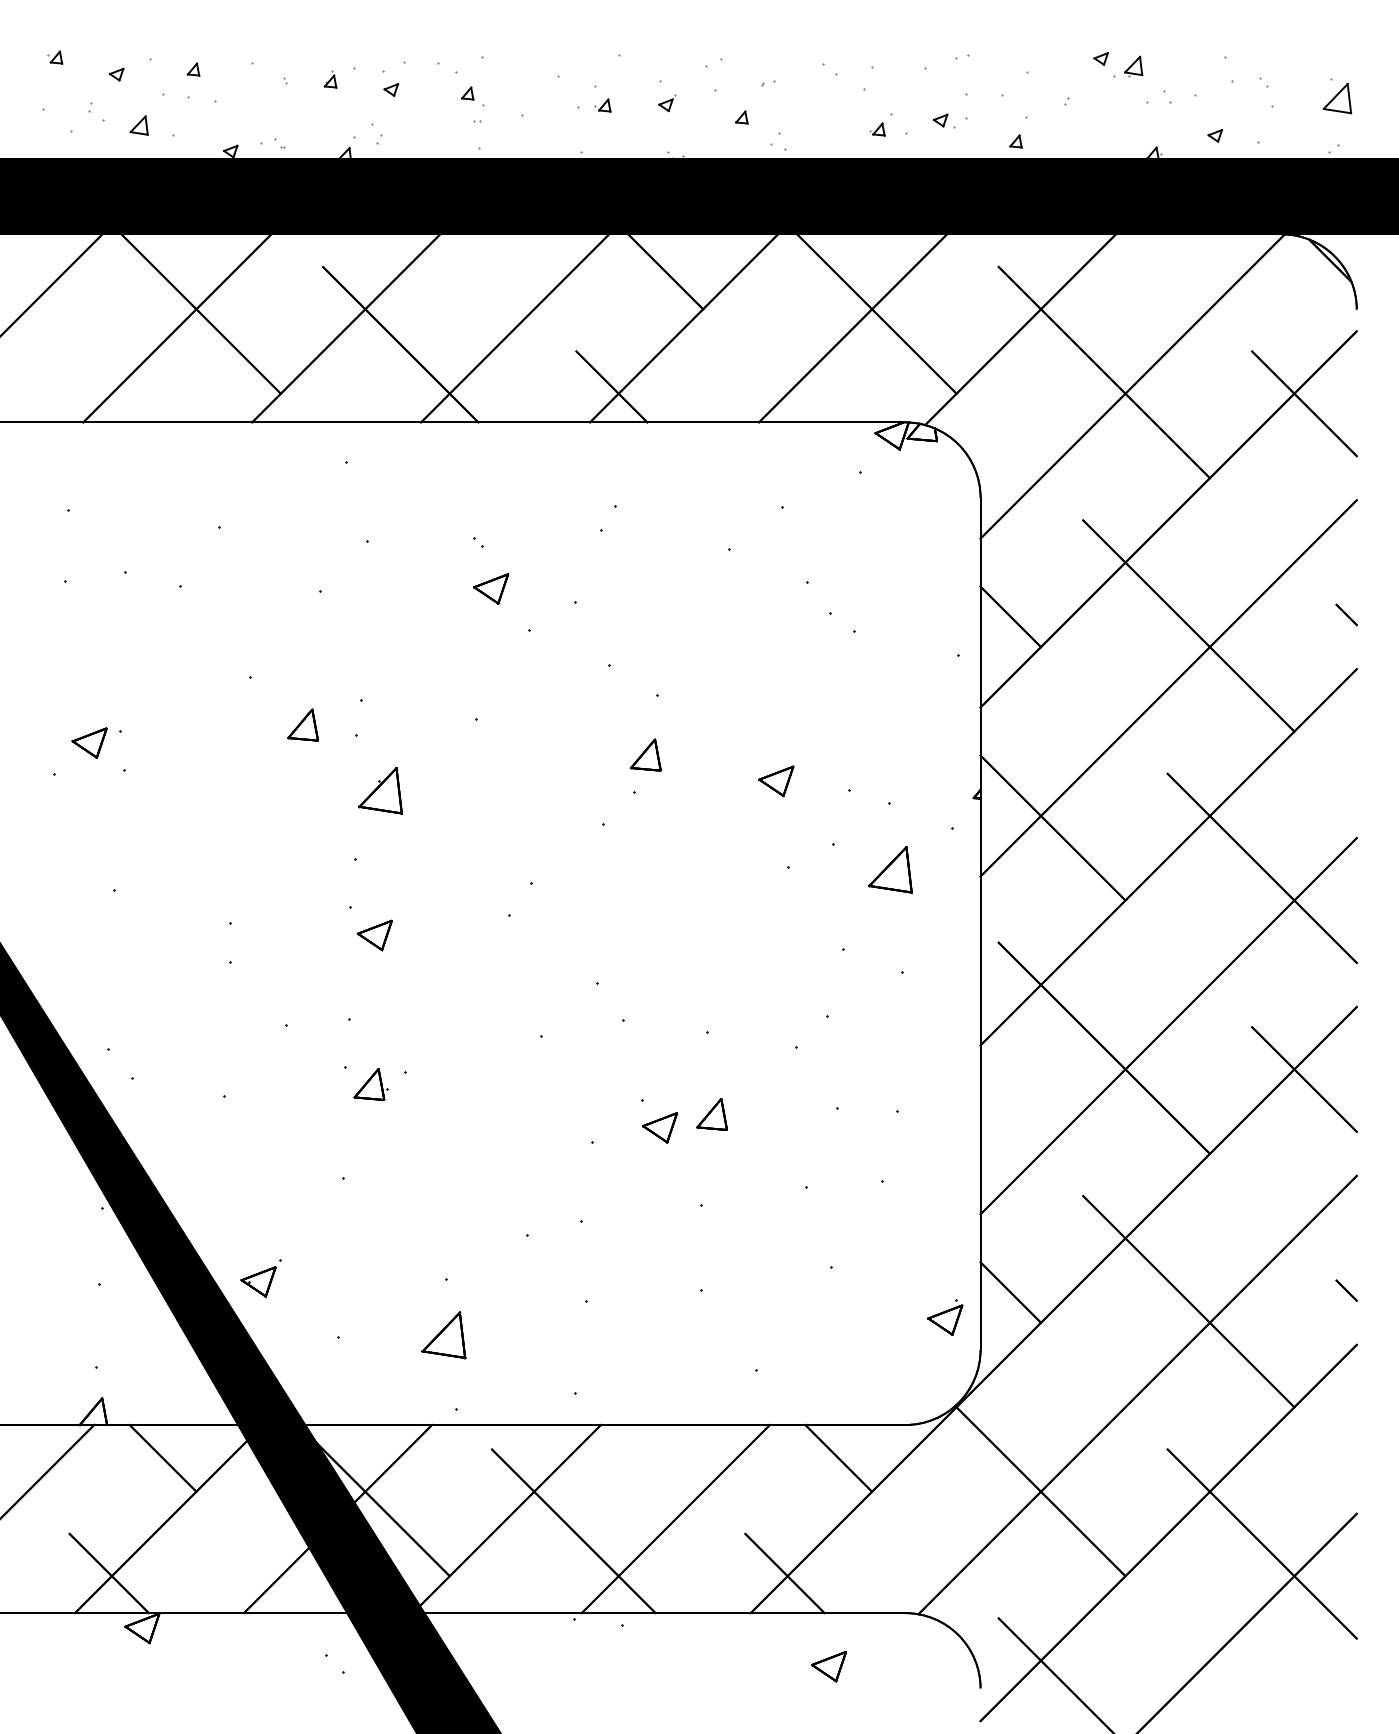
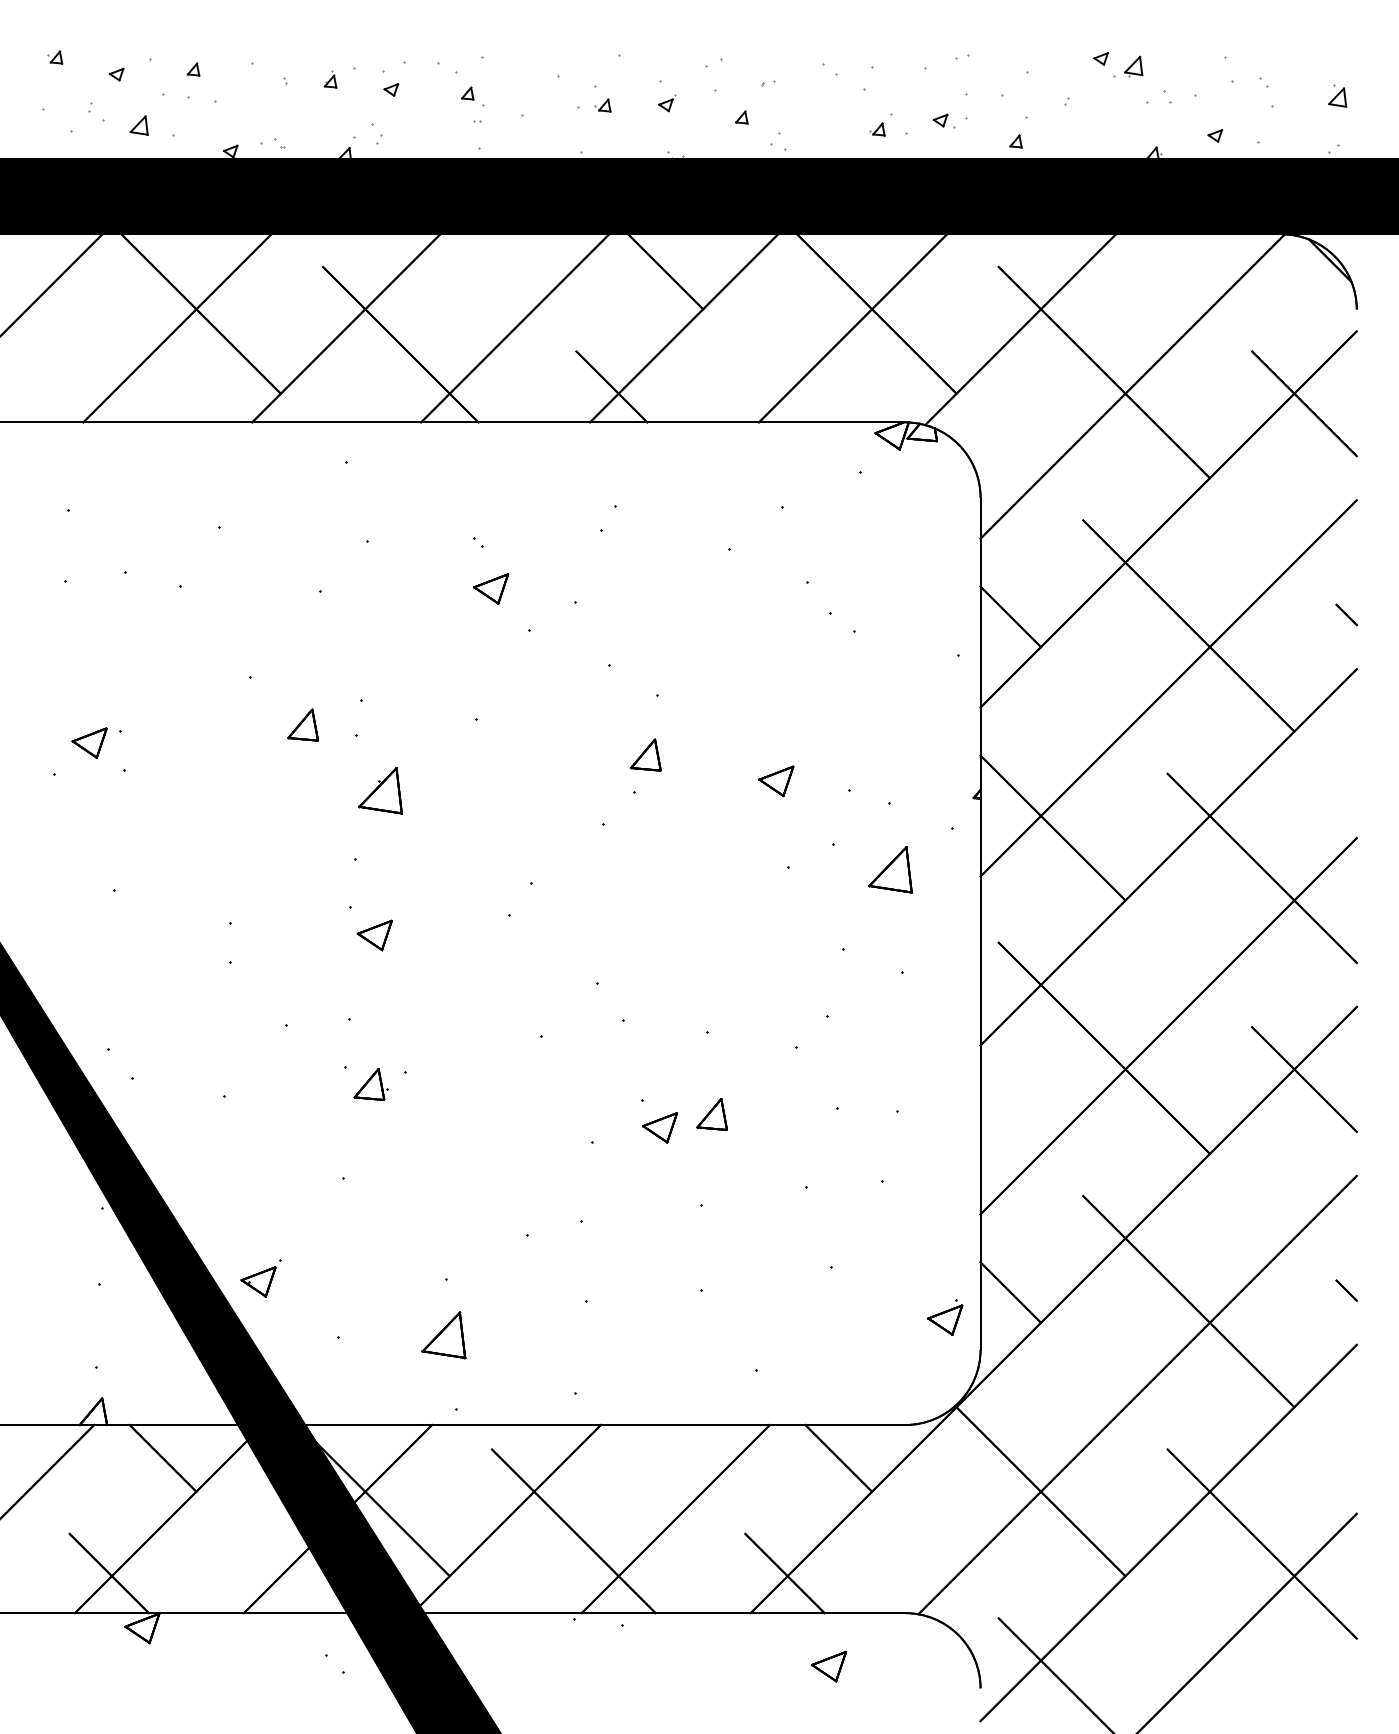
part size: 31x37 px -> 20x24 px (1337, 95)
